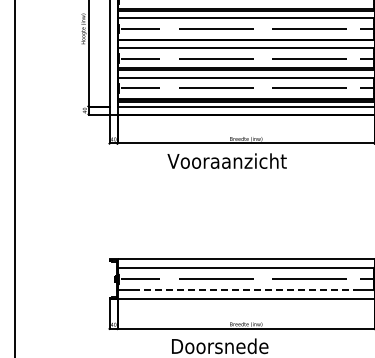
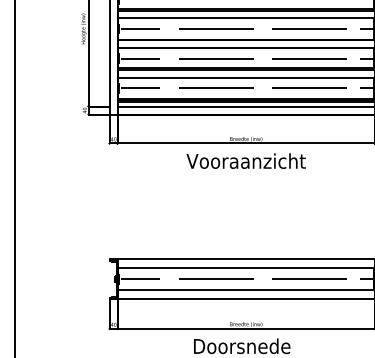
text position: (226, 160) -> (245, 160) (245, 160)
line: dashed -> solid (246, 290)
text position: (220, 346) -> (242, 346) (242, 346)
